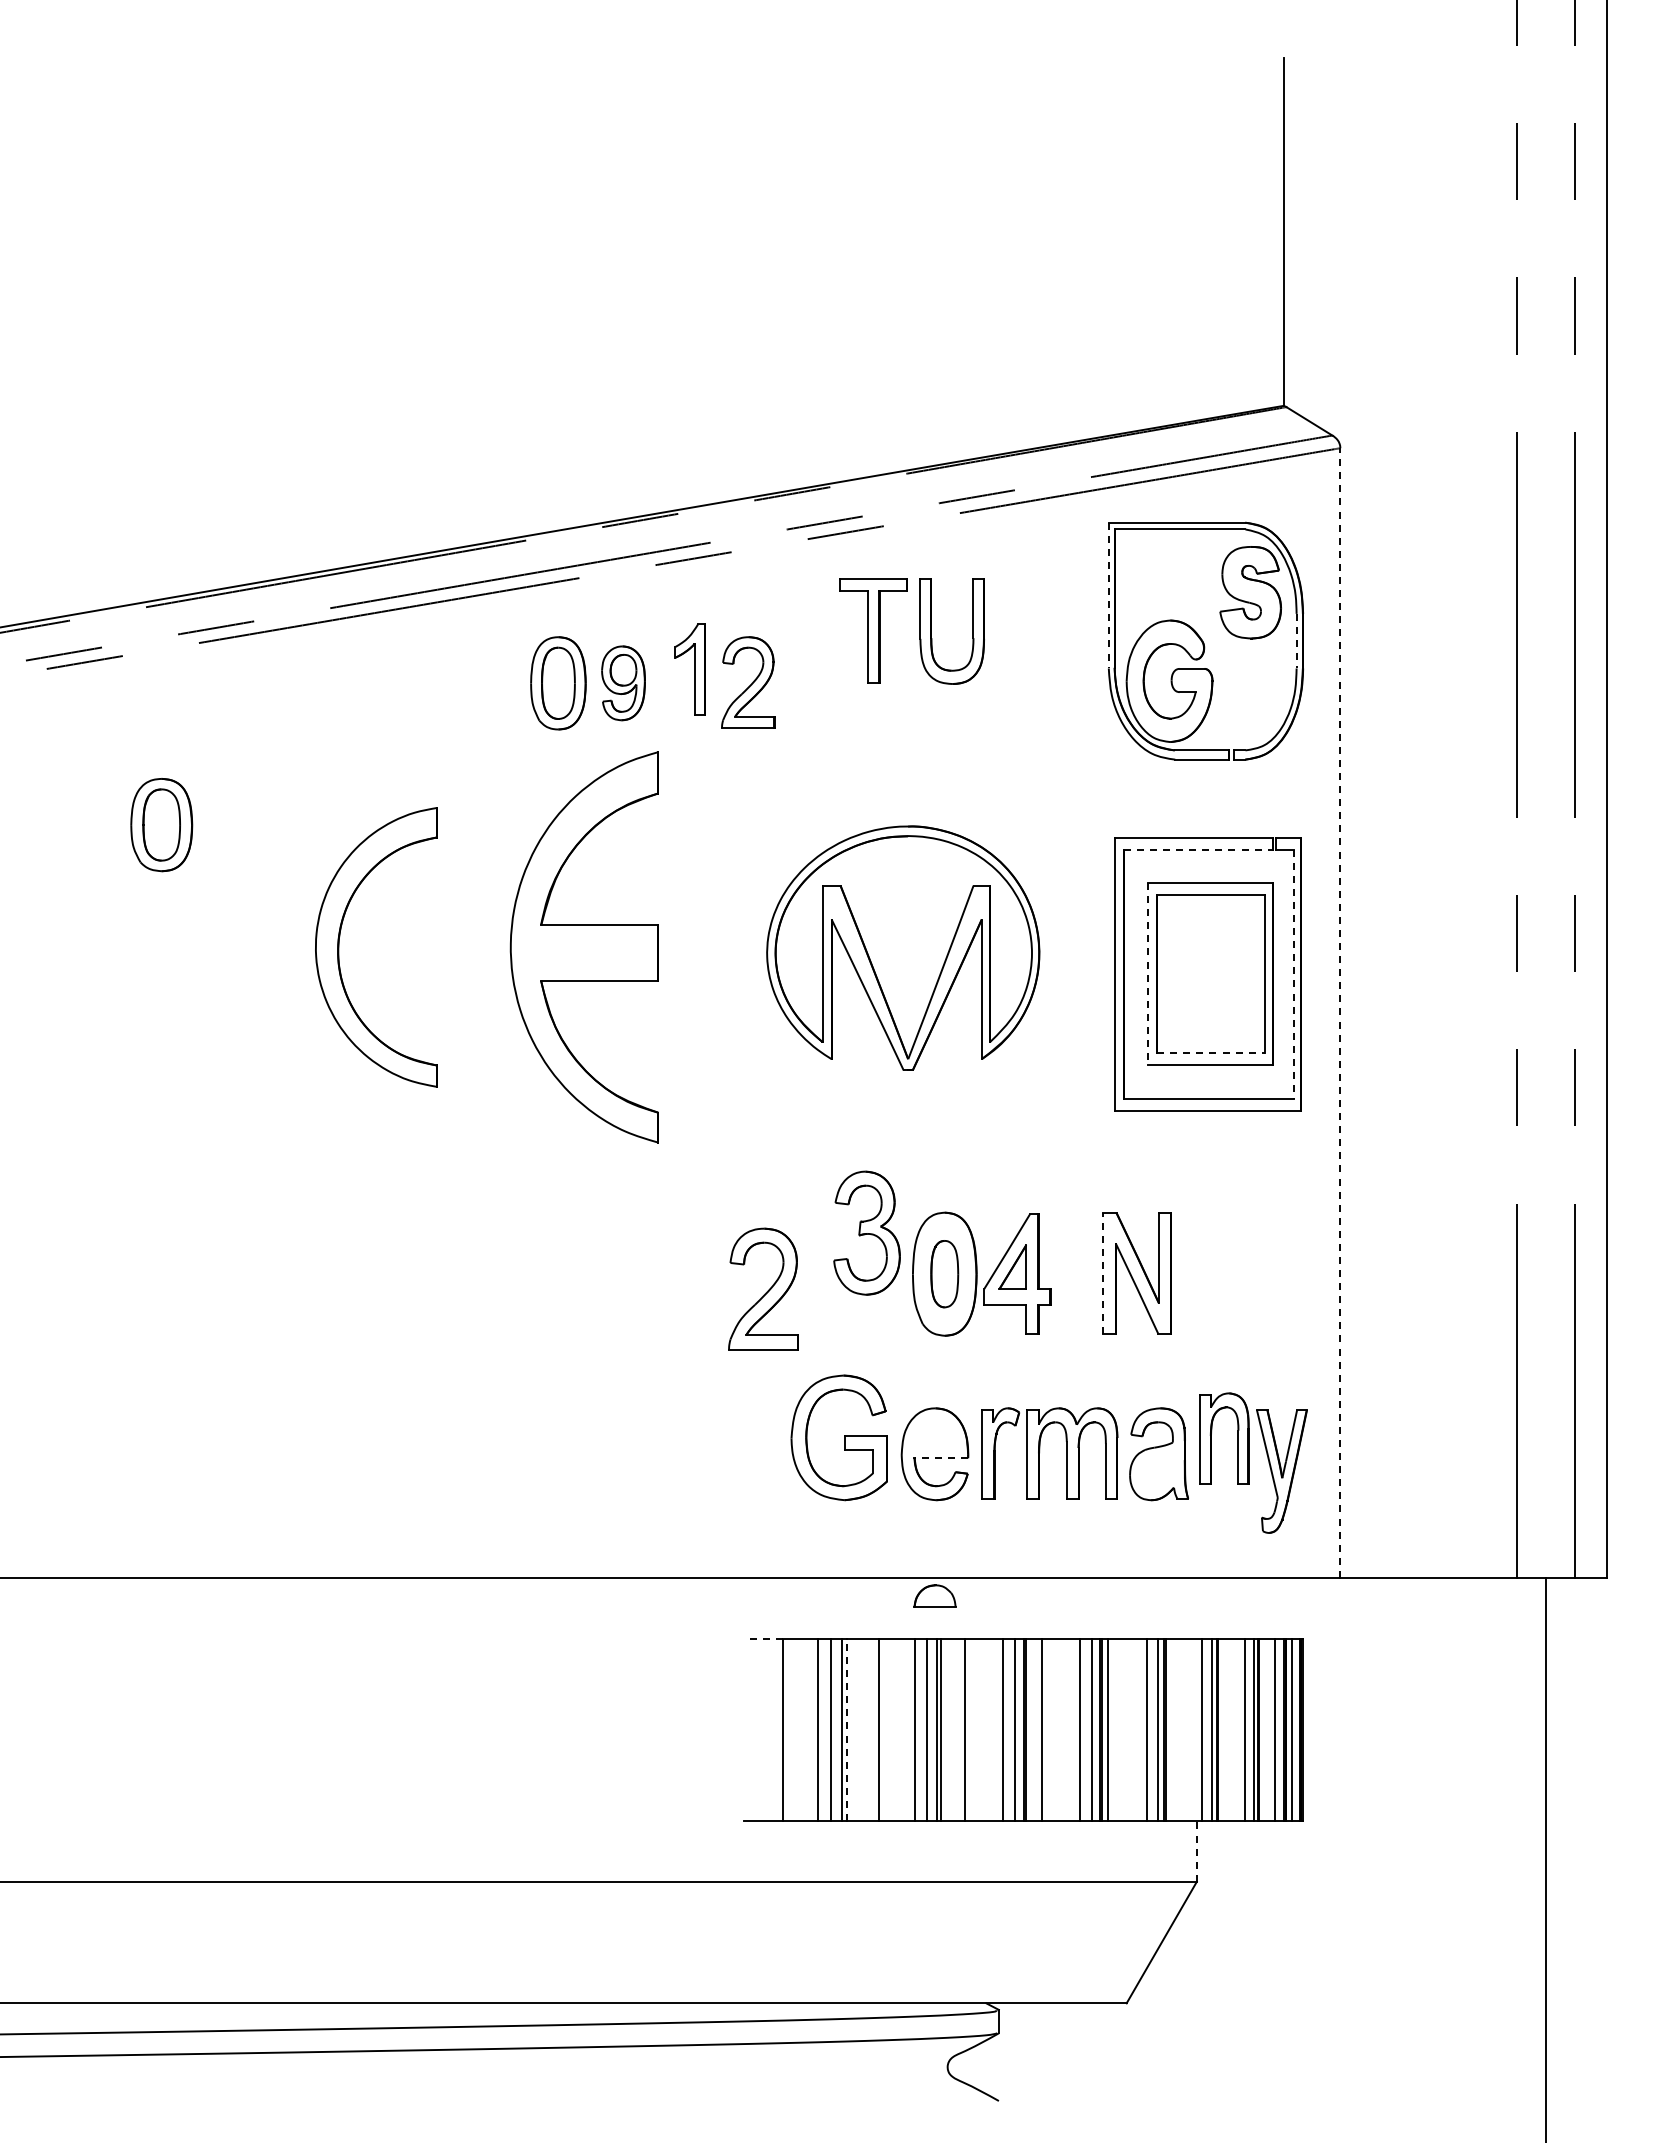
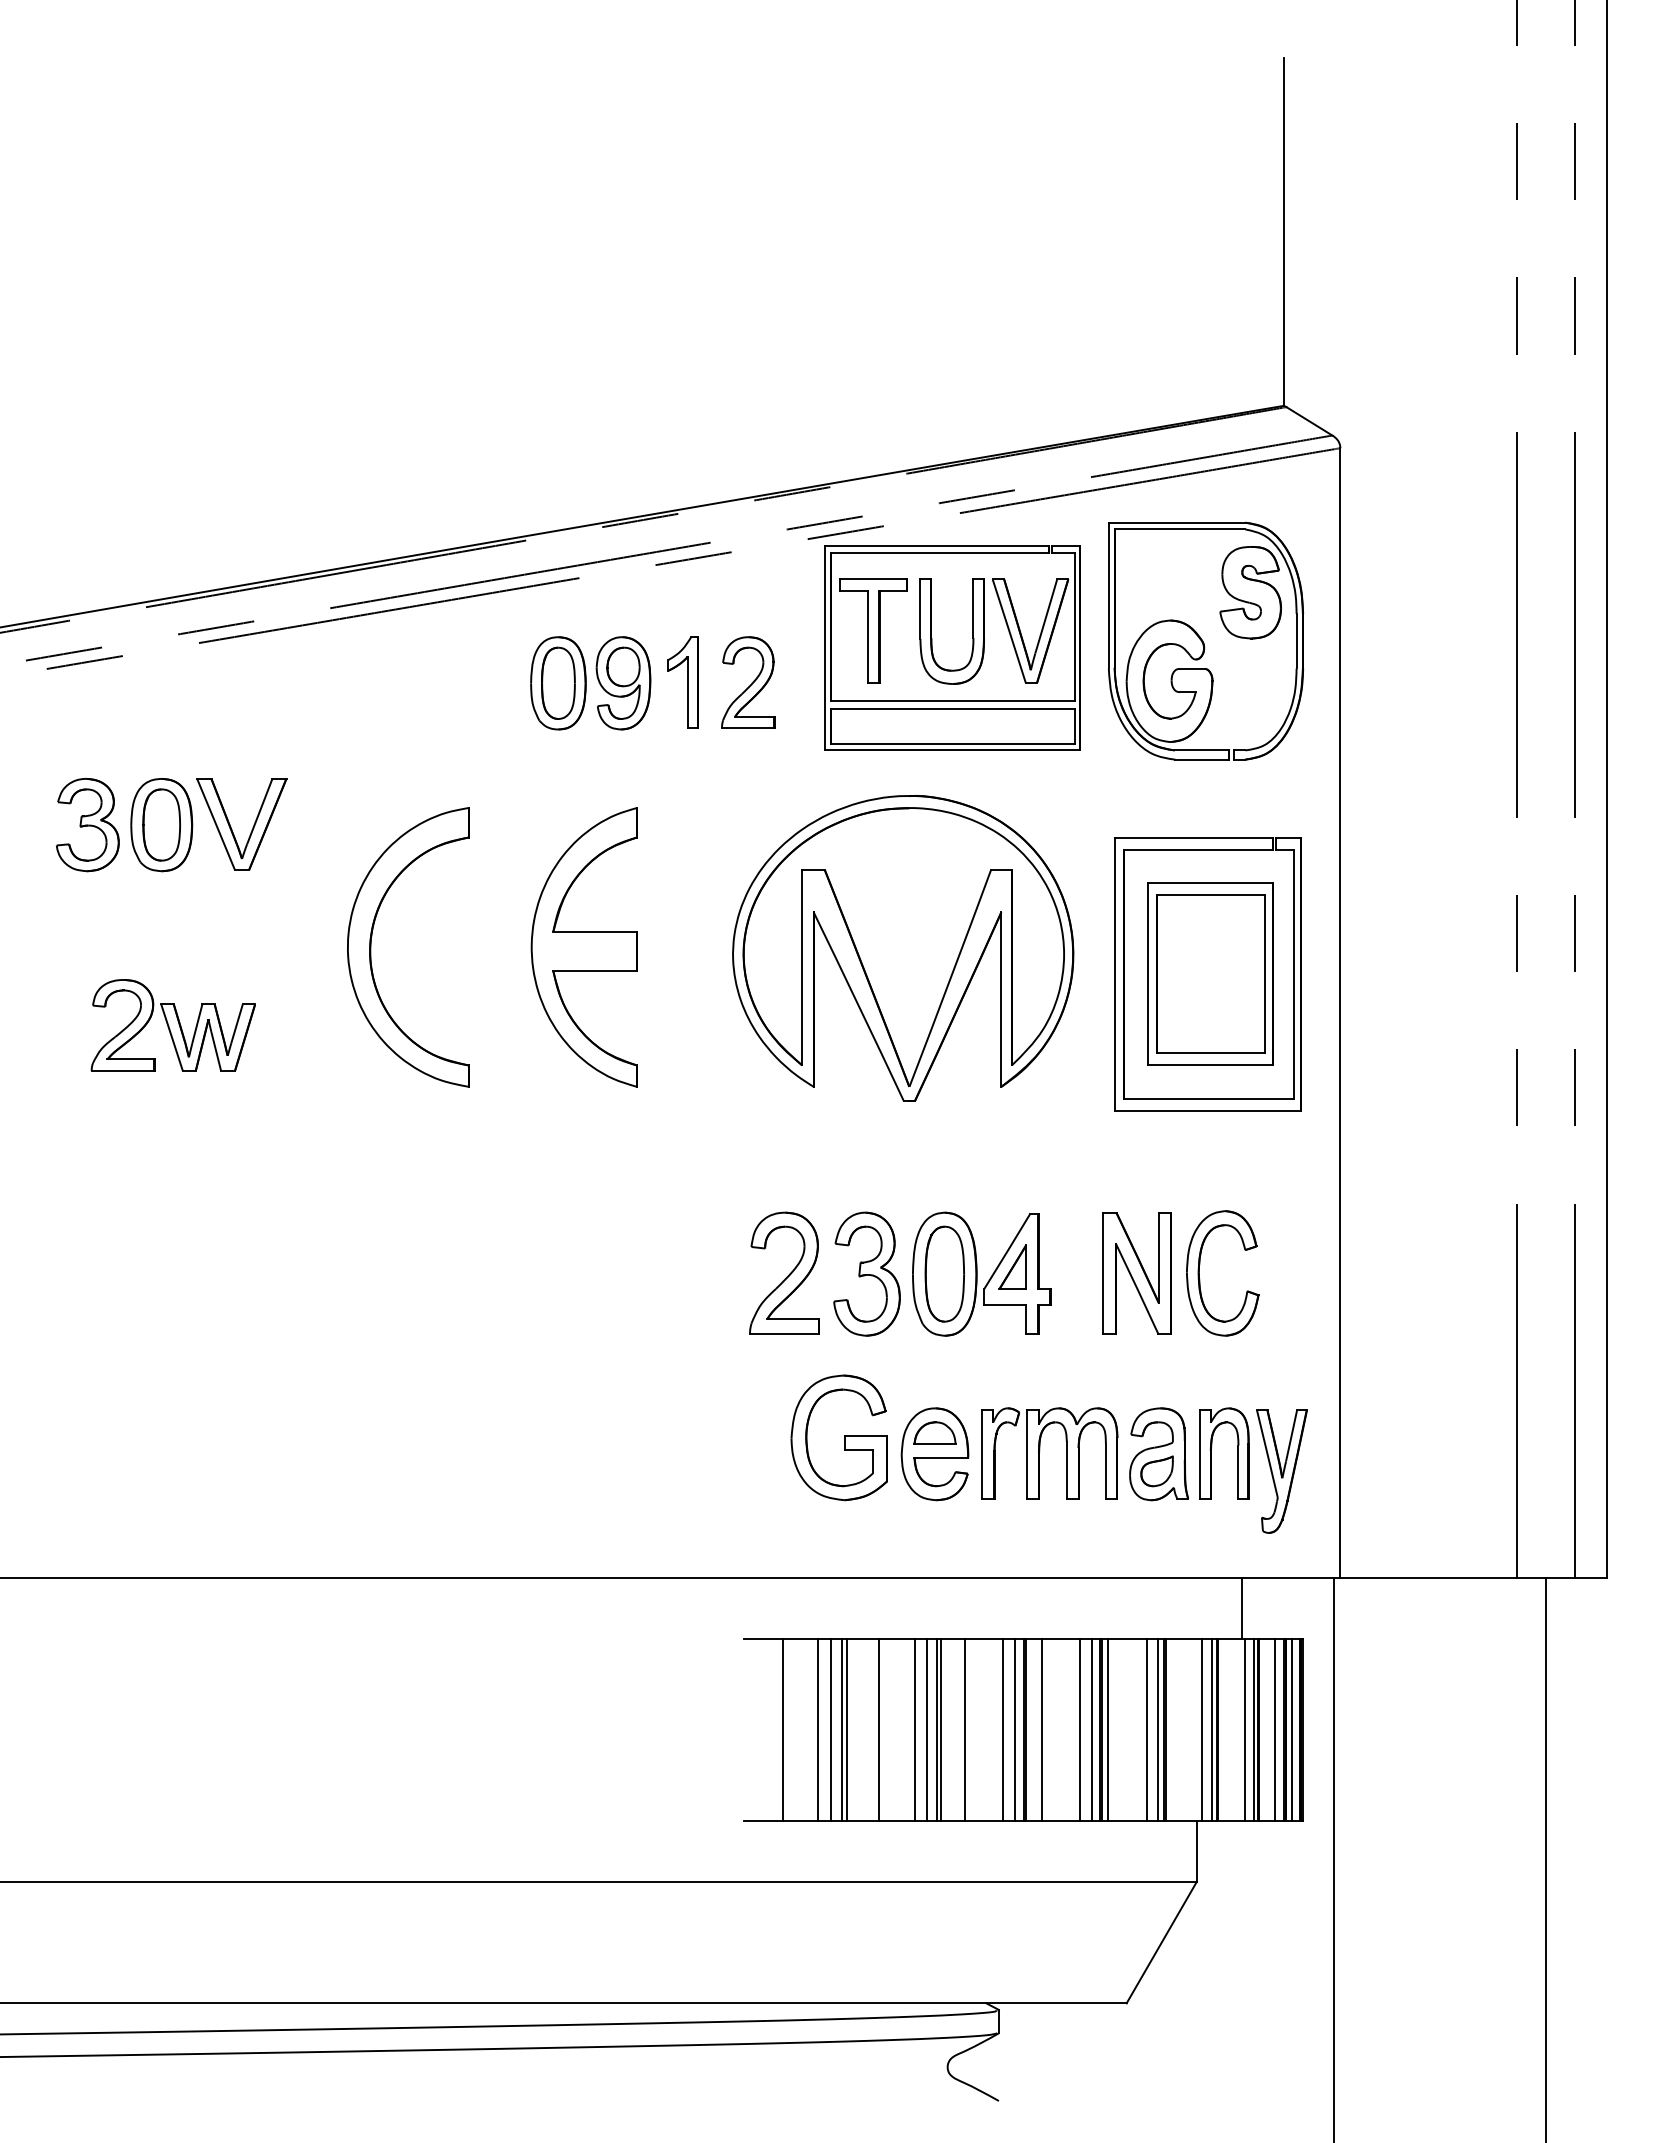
line: dashed -> solid (1108, 595)
line: dashed -> solid (1296, 641)
part position: (689, 669) -> (682, 682) (682, 682)
part size: 45x77 px -> 57x95 px (623, 683)
part: none -> present (952, 700)
part: none -> present (87, 824)
part: none -> present (231, 826)
line: dashed -> solid (1198, 849)
part position: (339, 947) -> (371, 947) (371, 947)
part size: 150x393 px -> 108x281 px (583, 947)
part size: 275x246 px -> 343x307 px (903, 948)
line: dashed -> solid (1148, 974)
line: dashed -> solid (1293, 974)
line: dashed -> solid (1340, 1013)
part: none -> present (172, 1025)
line: dashed -> solid (1211, 1053)
part position: (866, 1232) -> (866, 1273) (866, 1273)
line: dashed -> solid (1103, 1273)
part size: 30x69 px -> 41x98 px (944, 1273)
part: none -> present (1200, 1279)
part position: (763, 1288) -> (784, 1272) (784, 1272)
part position: (1211, 1438) -> (1211, 1453) (1211, 1453)
line: dashed -> solid (941, 1458)
part: none -> present (1156, 1471)
part position: (934, 1595) -> (934, 1432) (934, 1432)
line: none -> present (1242, 1607)
line: dashed -> solid (763, 1638)
line: dashed -> solid (846, 1729)
line: dashed -> solid (1196, 1850)
line: none -> present (1333, 1858)
